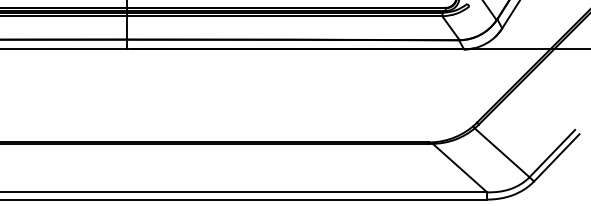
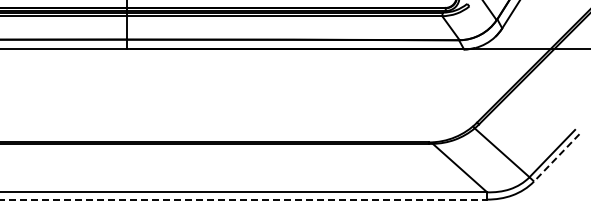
line: solid -> dashed (556, 157)
line: solid -> dashed (244, 199)
